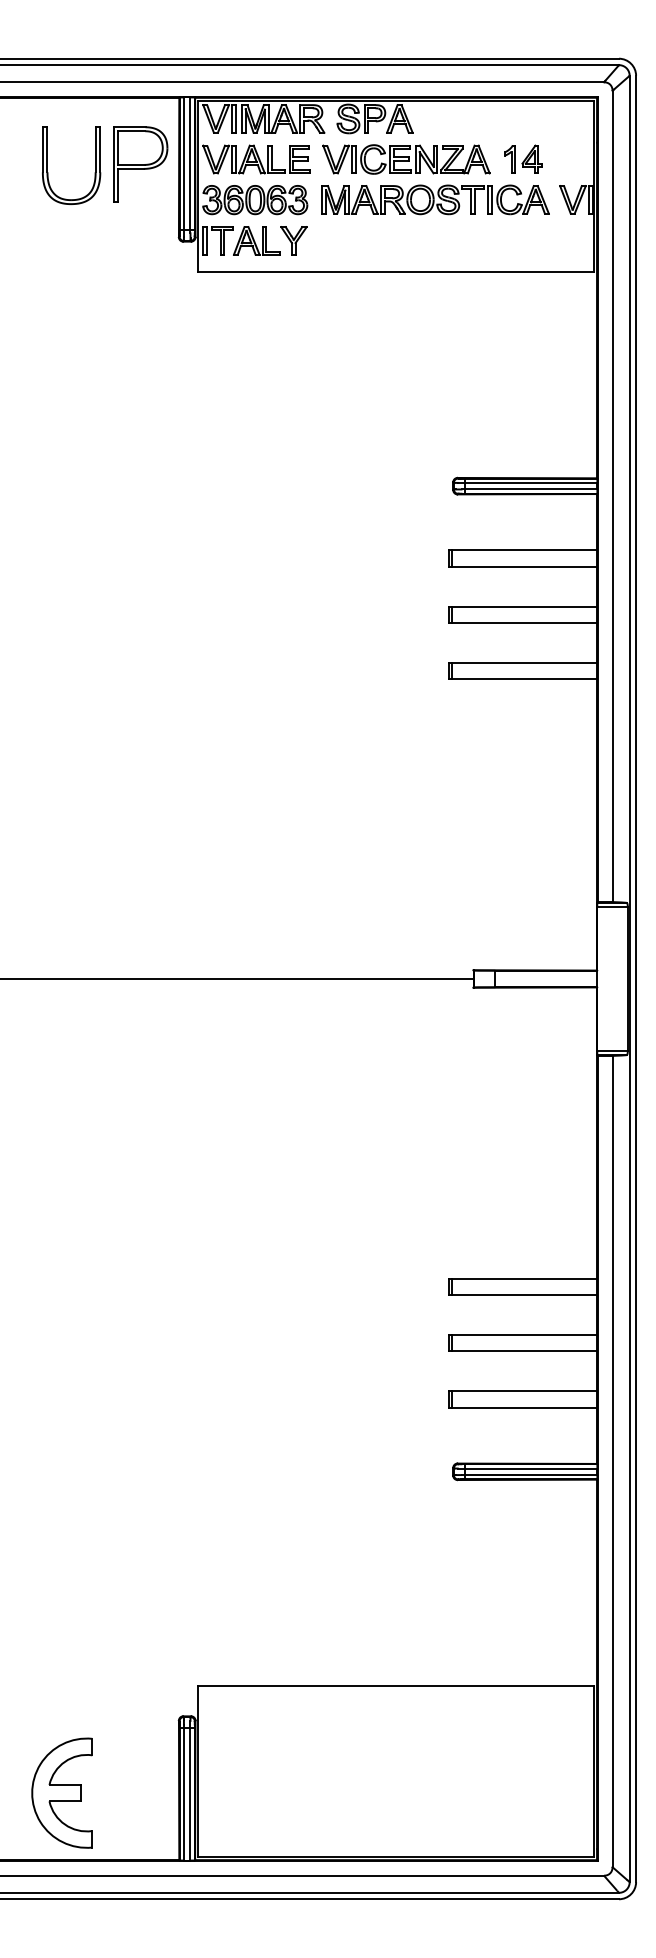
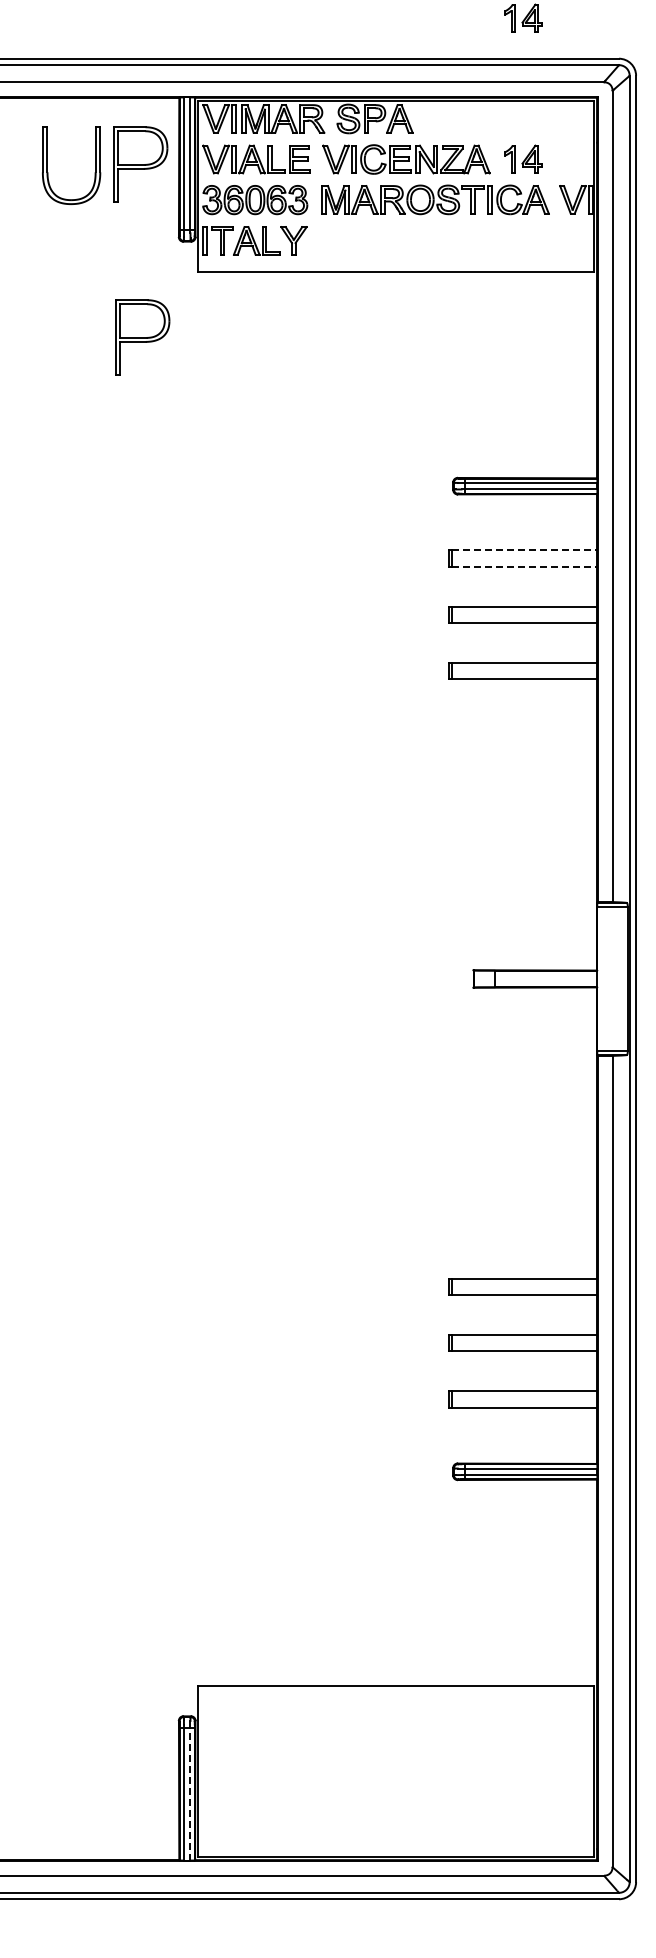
part: none -> present (523, 17)
part: none -> present (142, 337)
line: solid -> dashed (524, 550)
line: solid -> dashed (524, 566)
line: present -> none (237, 979)
part: present -> none (61, 1792)
line: solid -> dashed (190, 1793)
